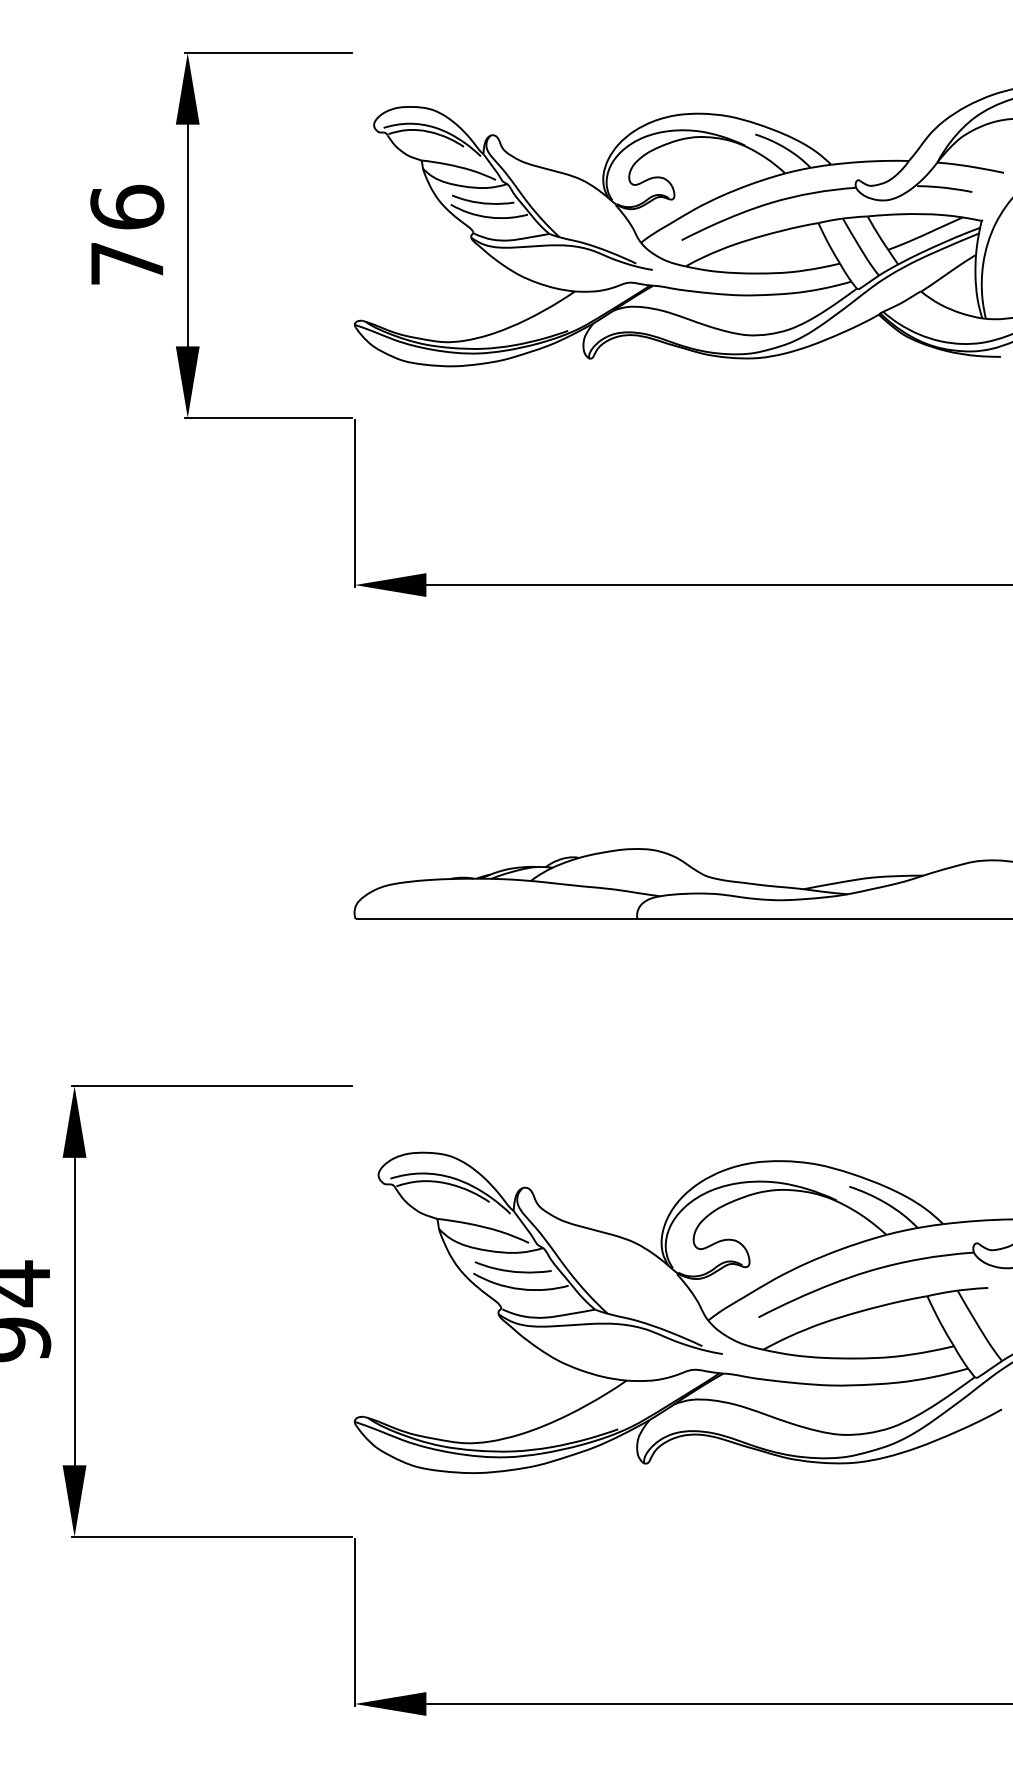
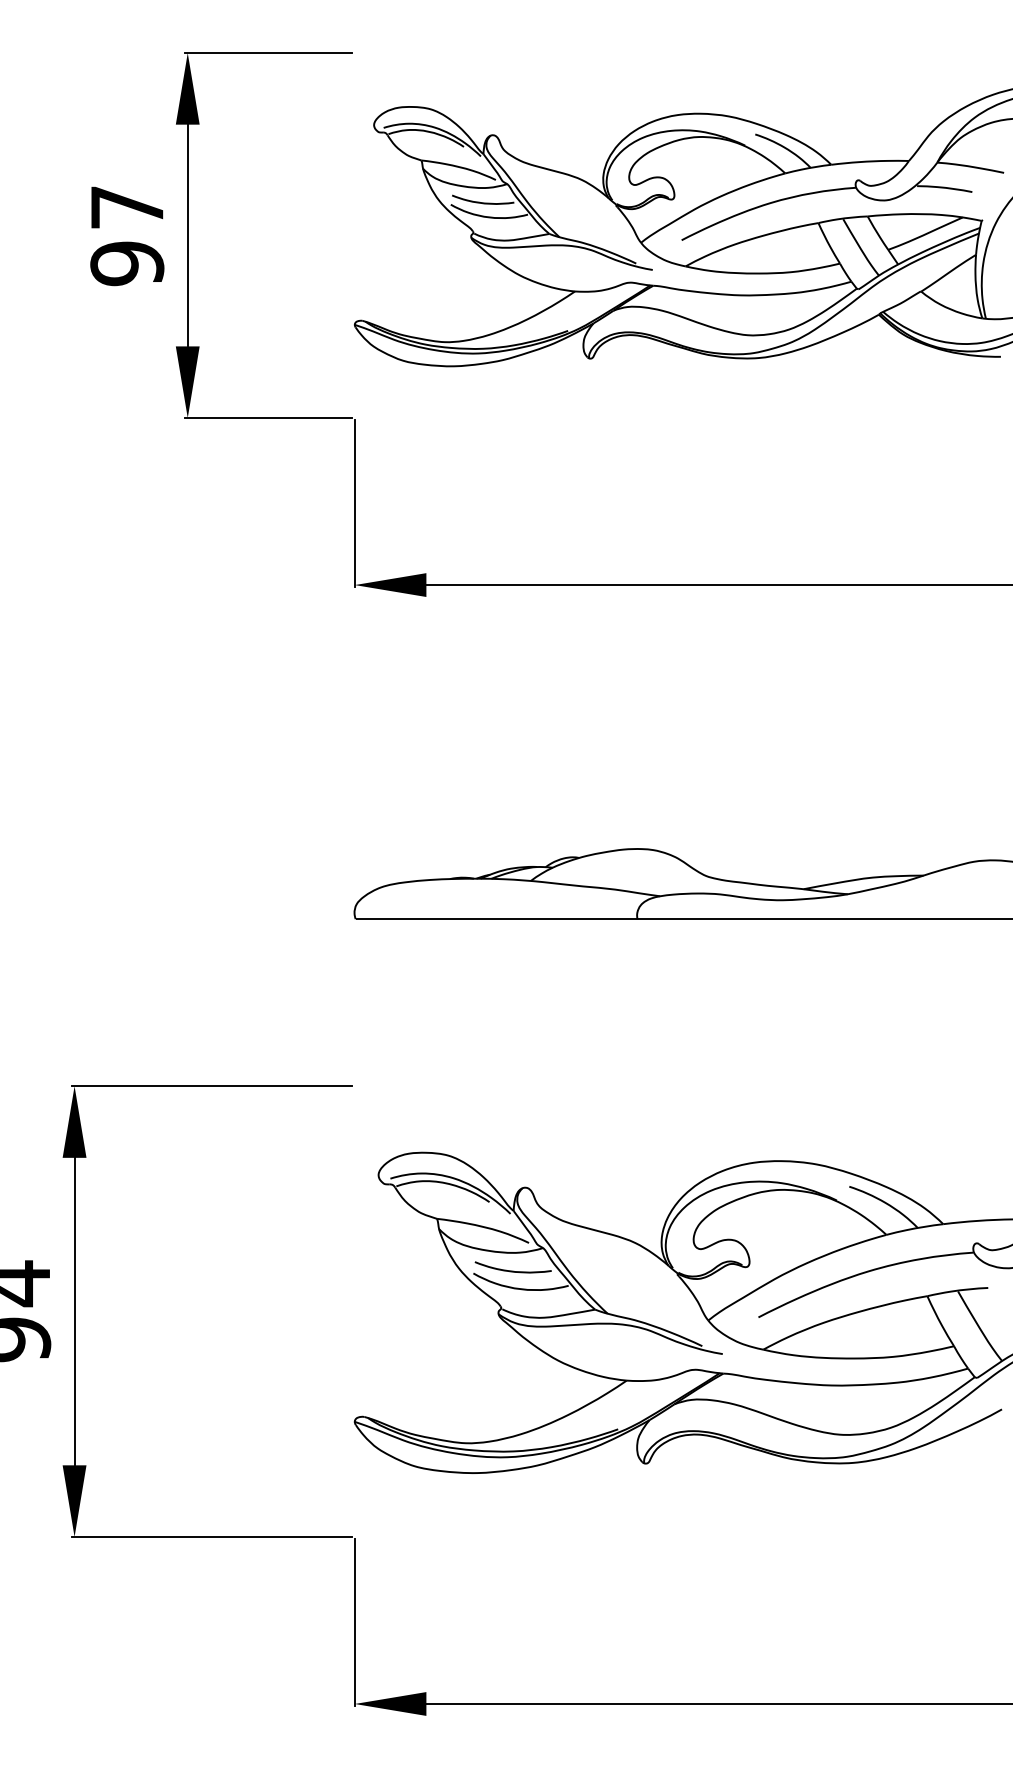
text: 76 -> 97 (127, 235)
